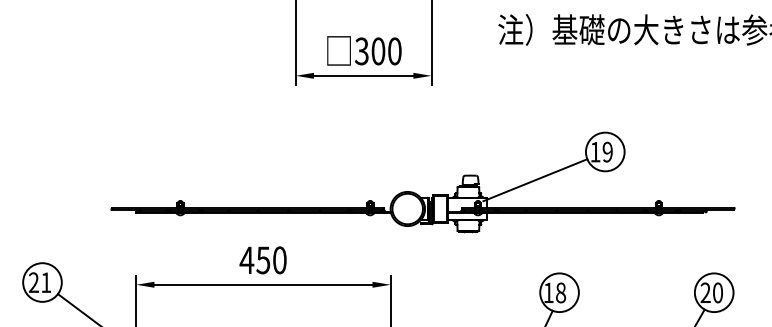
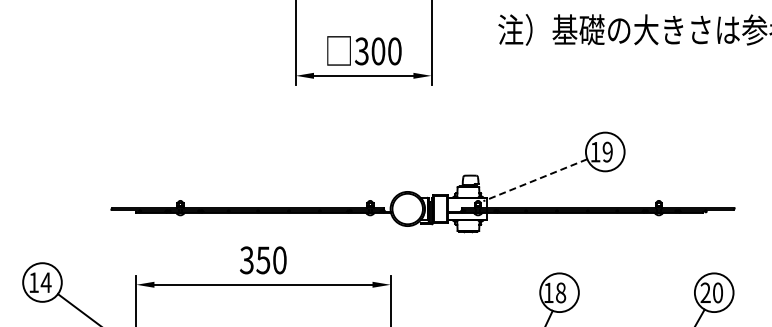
line: solid -> dashed (534, 180)
text: 450 -> 350 (246, 260)
text: 21 -> 14 (40, 282)
